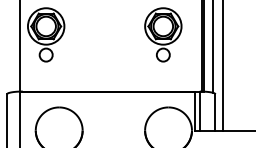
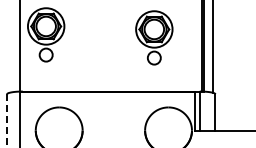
part position: (163, 34) -> (154, 37) (154, 37)
line: present -> none (223, 66)
line: solid -> dashed (7, 121)
